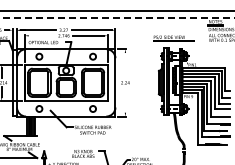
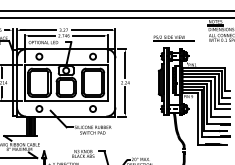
line: dashed -> solid (117, 18)
line: none -> present (41, 35)
line: none -> present (125, 65)
line: none -> present (125, 99)
